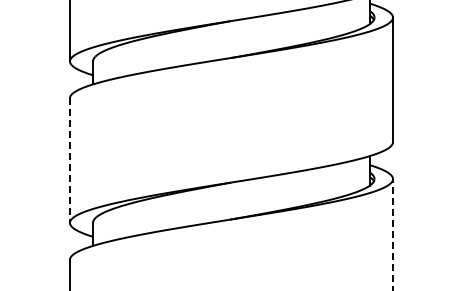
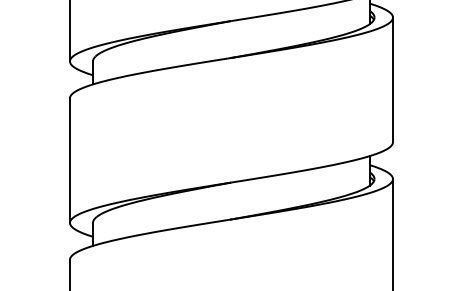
line: dashed -> solid (69, 161)
line: dashed -> solid (393, 234)
